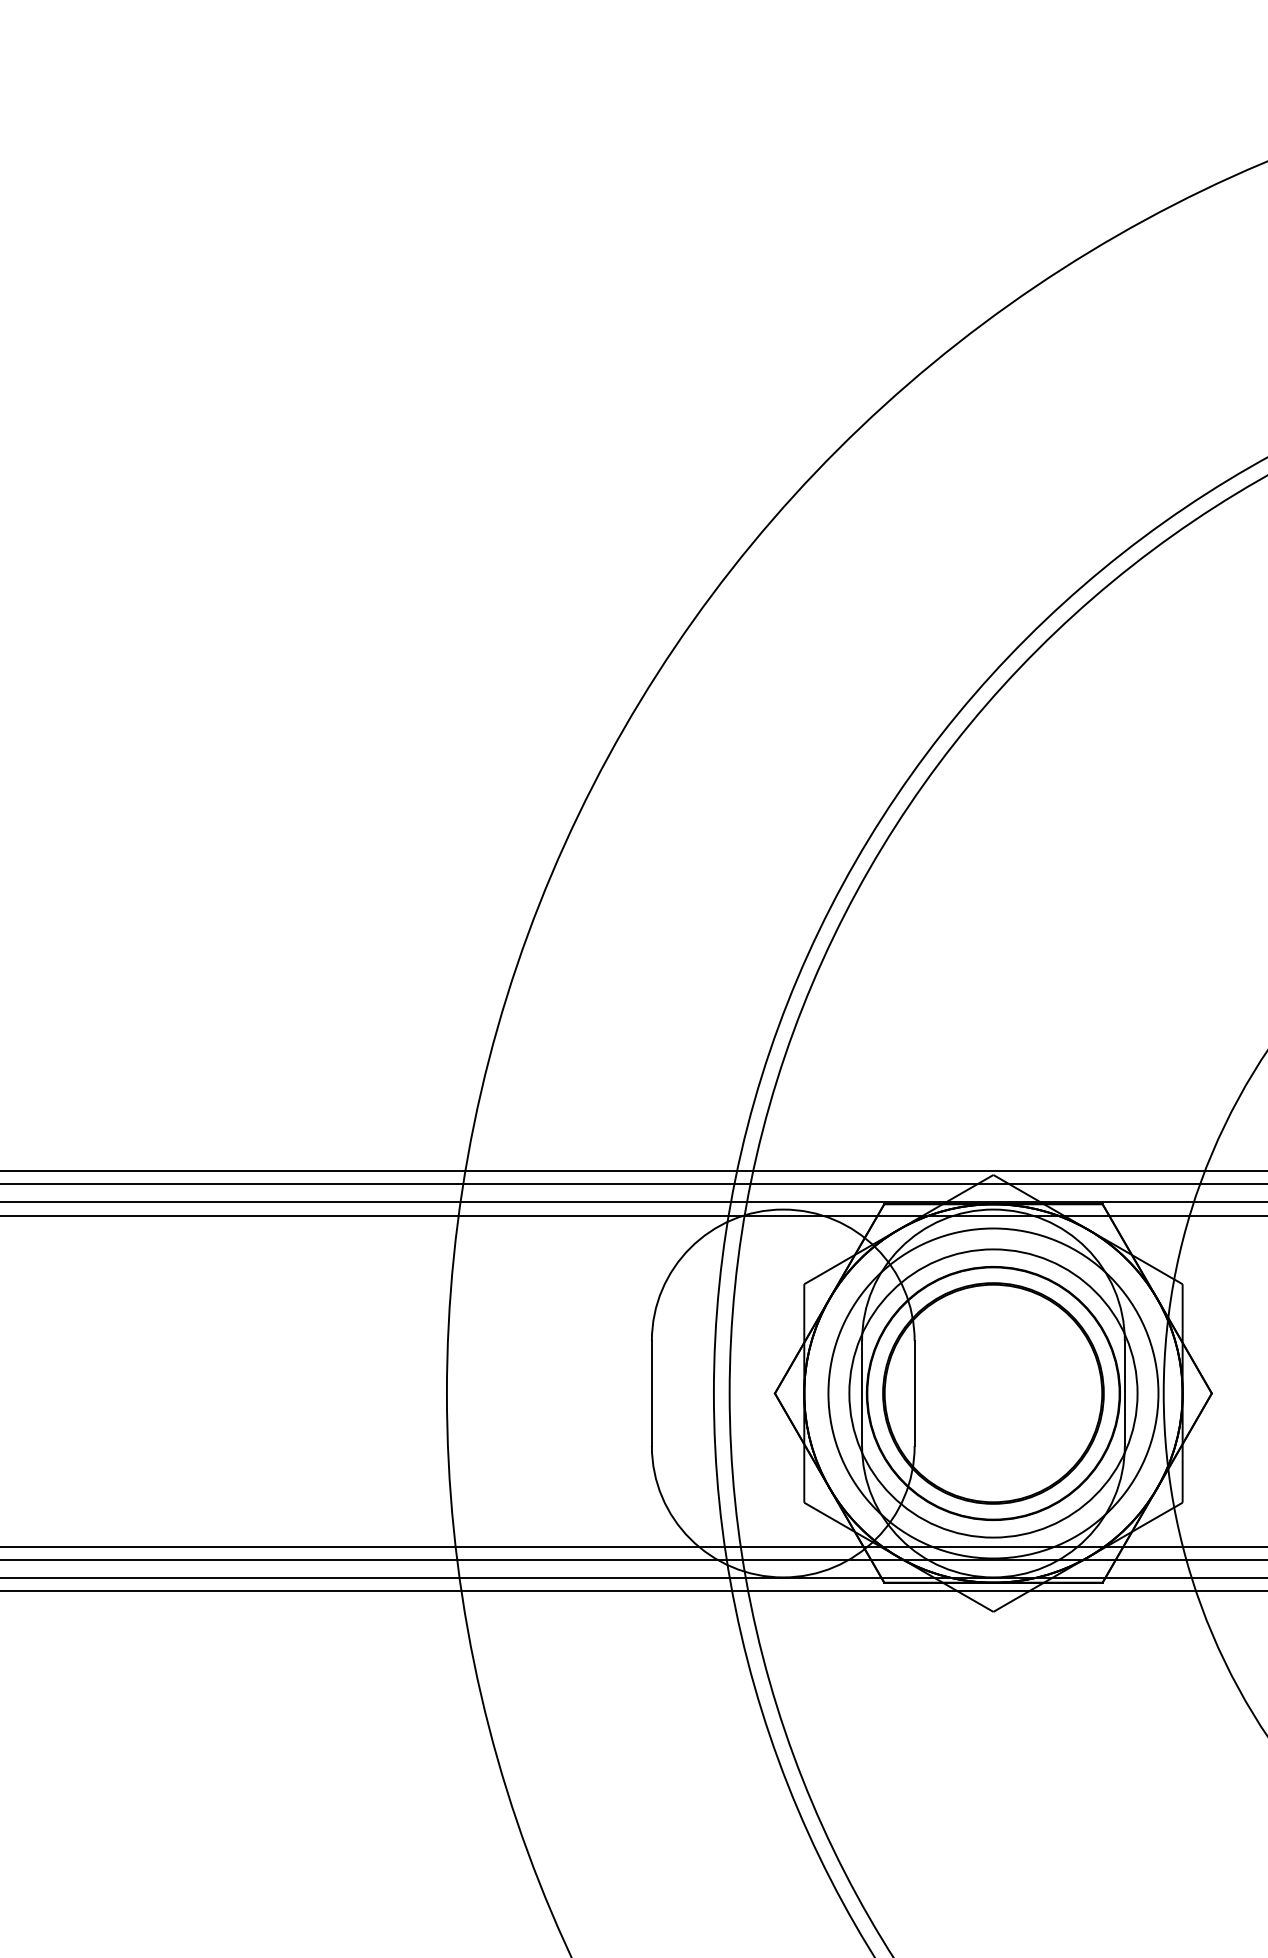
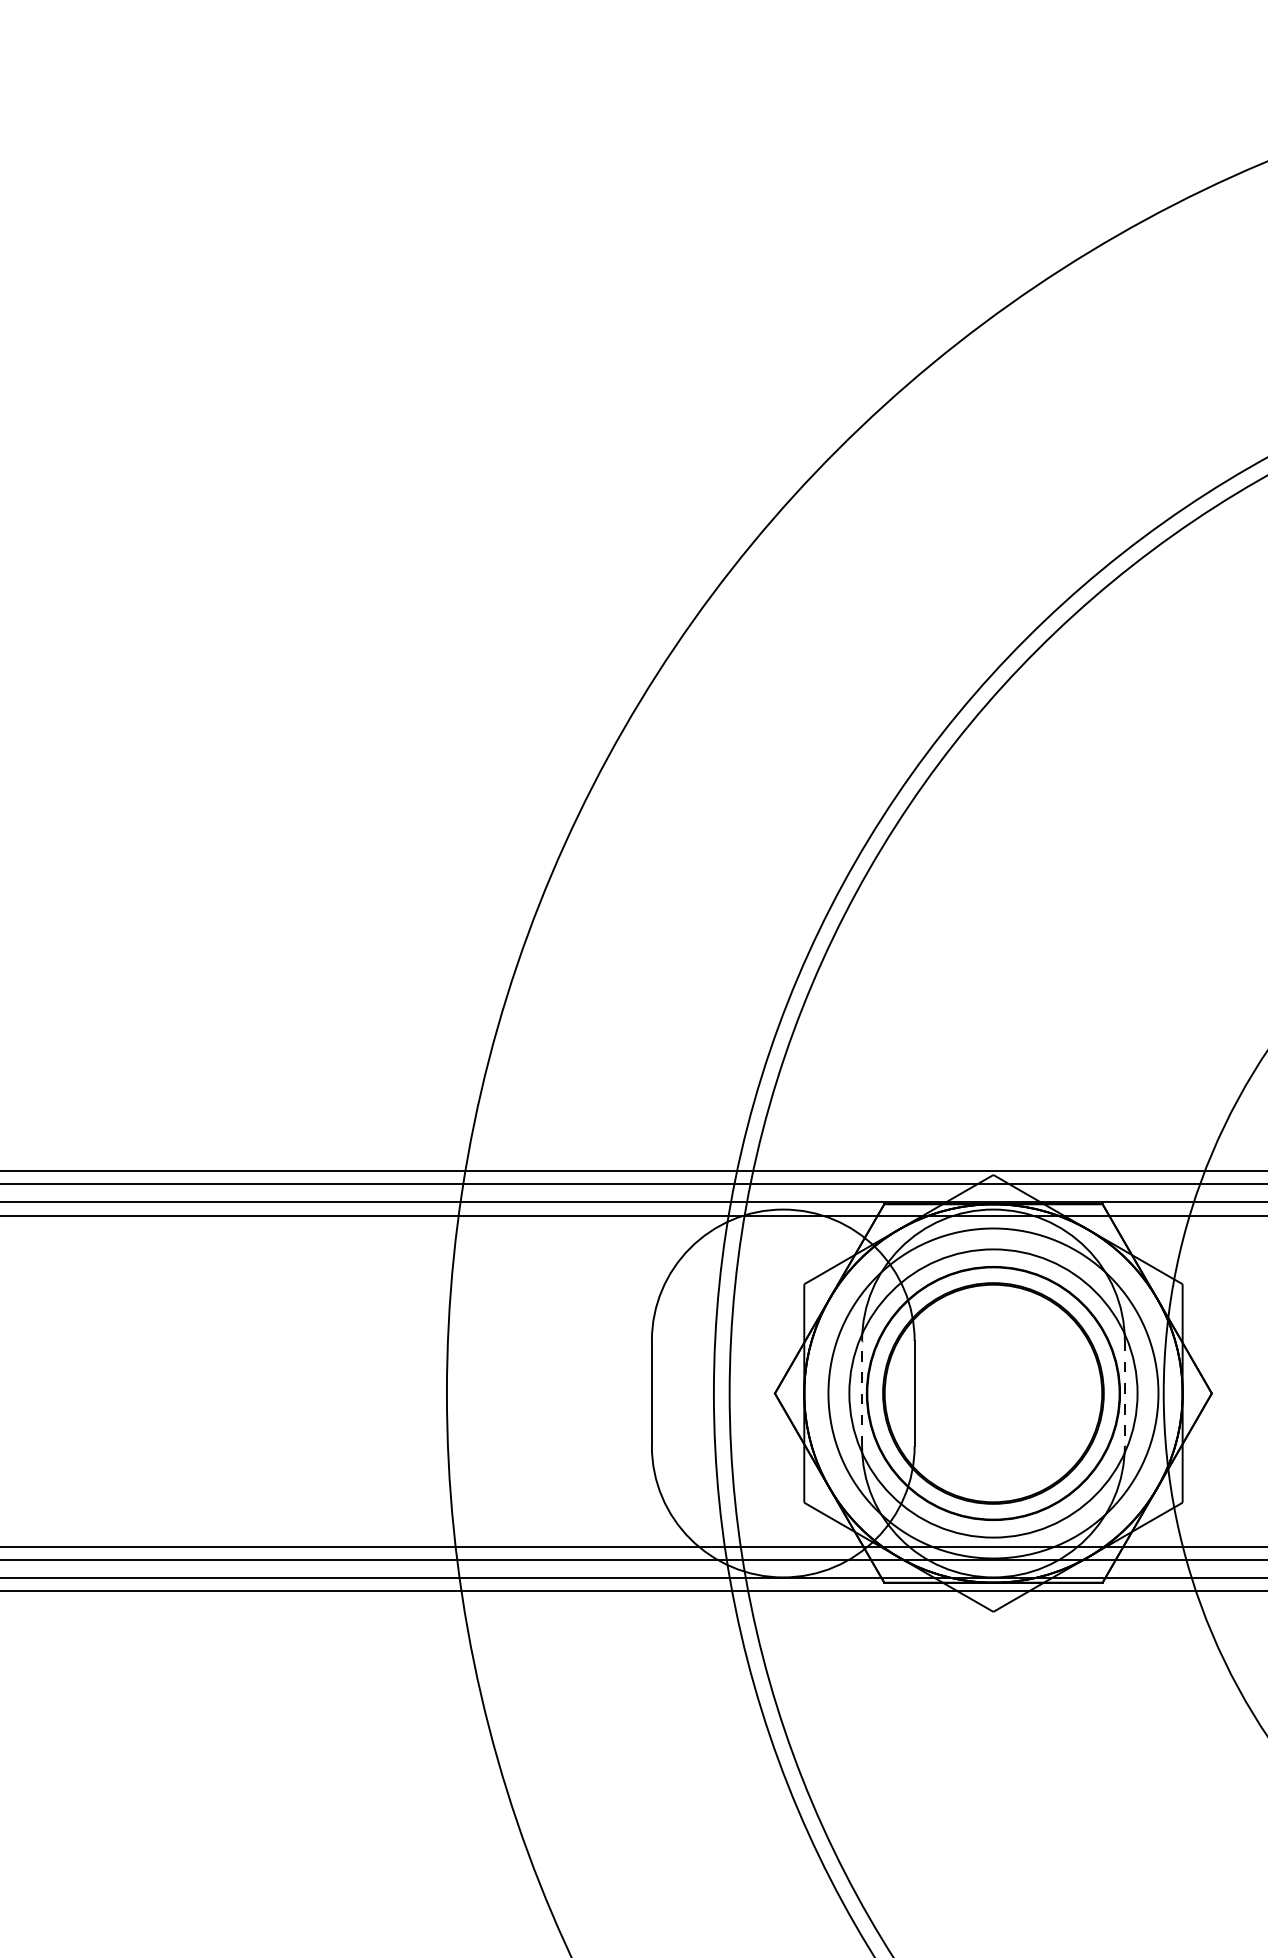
line: solid -> dashed (862, 1393)
line: solid -> dashed (1124, 1393)
